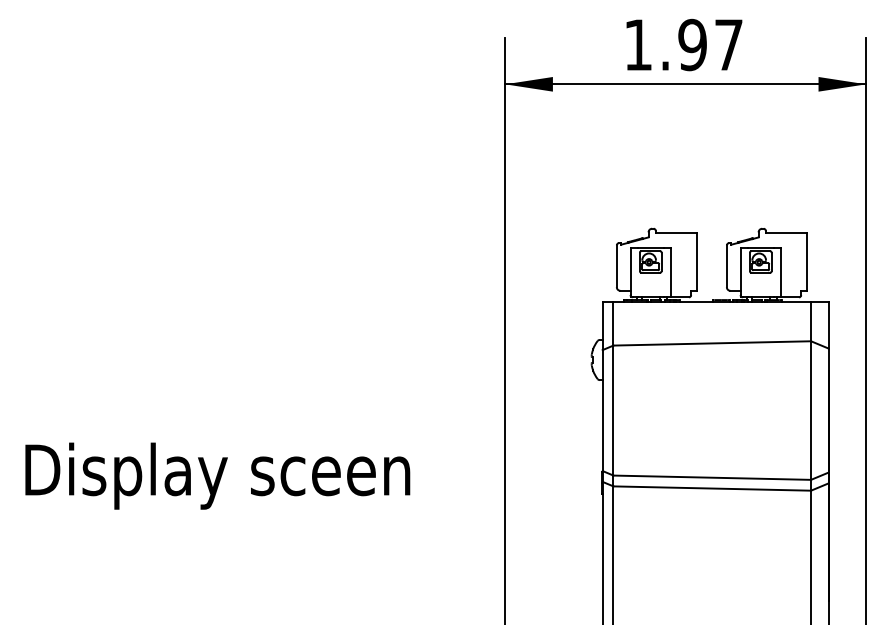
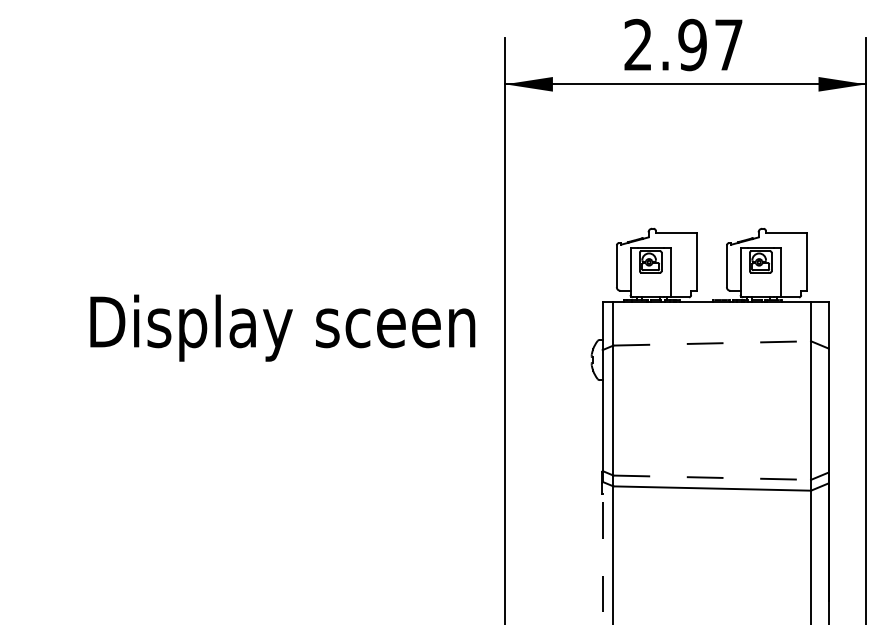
text: 1.97 -> 2.97 (637, 44)
line: solid -> dashed (712, 343)
text position: (217, 475) -> (282, 327) (282, 327)
line: solid -> dashed (712, 477)
line: solid -> dashed (602, 552)
